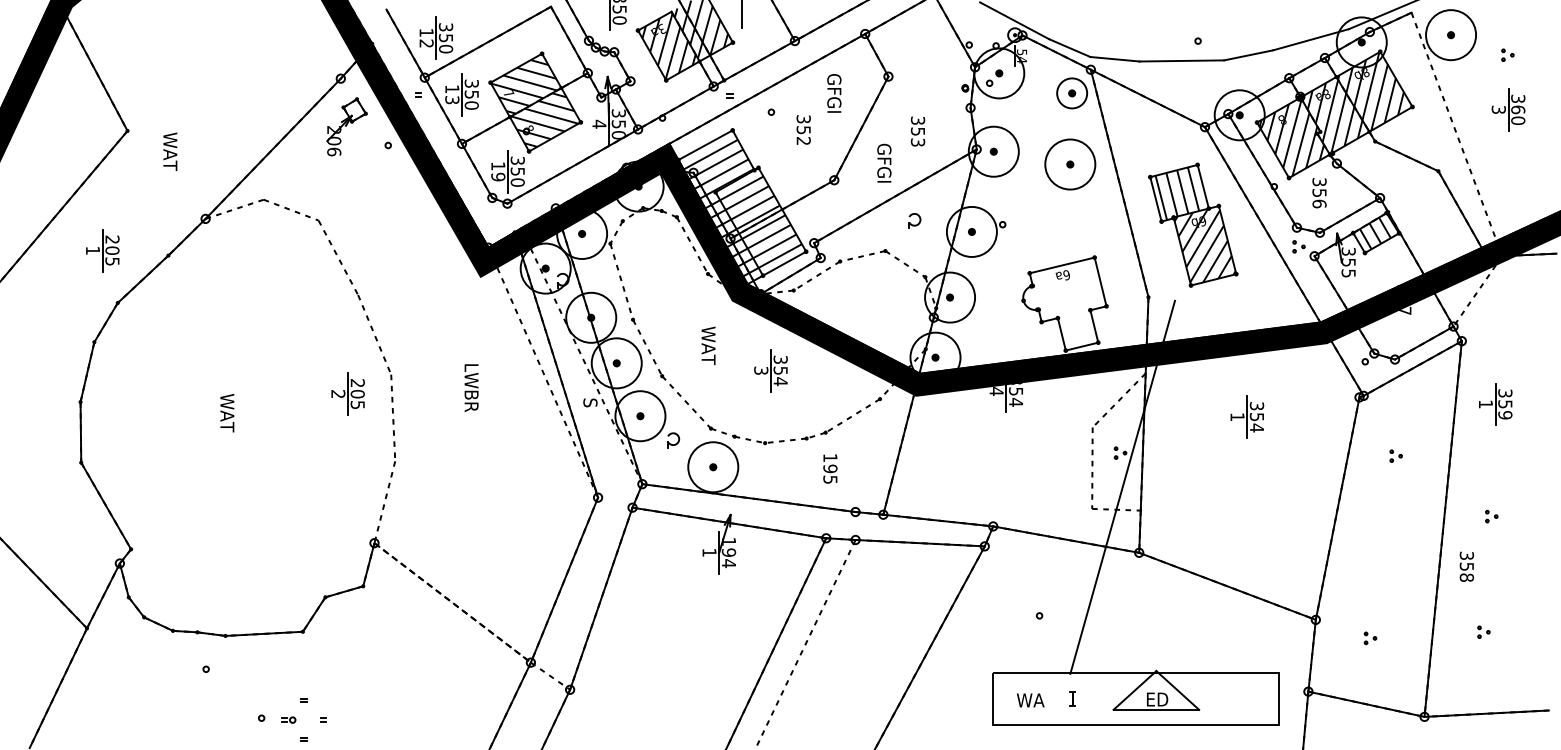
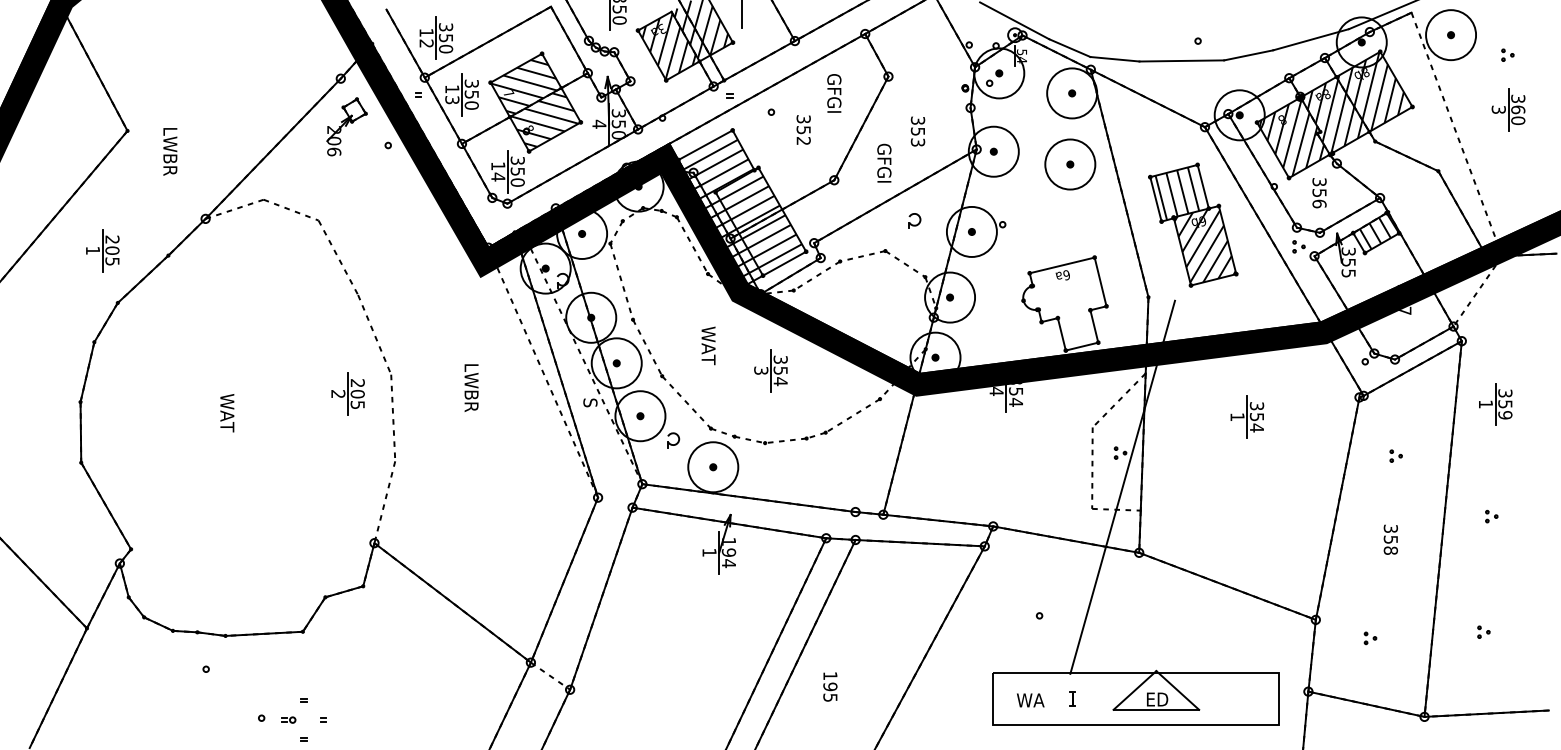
circle diameter: 30 px -> 50 px (1072, 93)
text: WAT -> LWBR (170, 151)
text: 19 -> 14 (498, 176)
text position: (830, 468) -> (830, 686) (830, 686)
text position: (1466, 566) -> (1390, 539) (1390, 539)
line: dashed -> solid (453, 603)
line: none -> present (805, 642)
